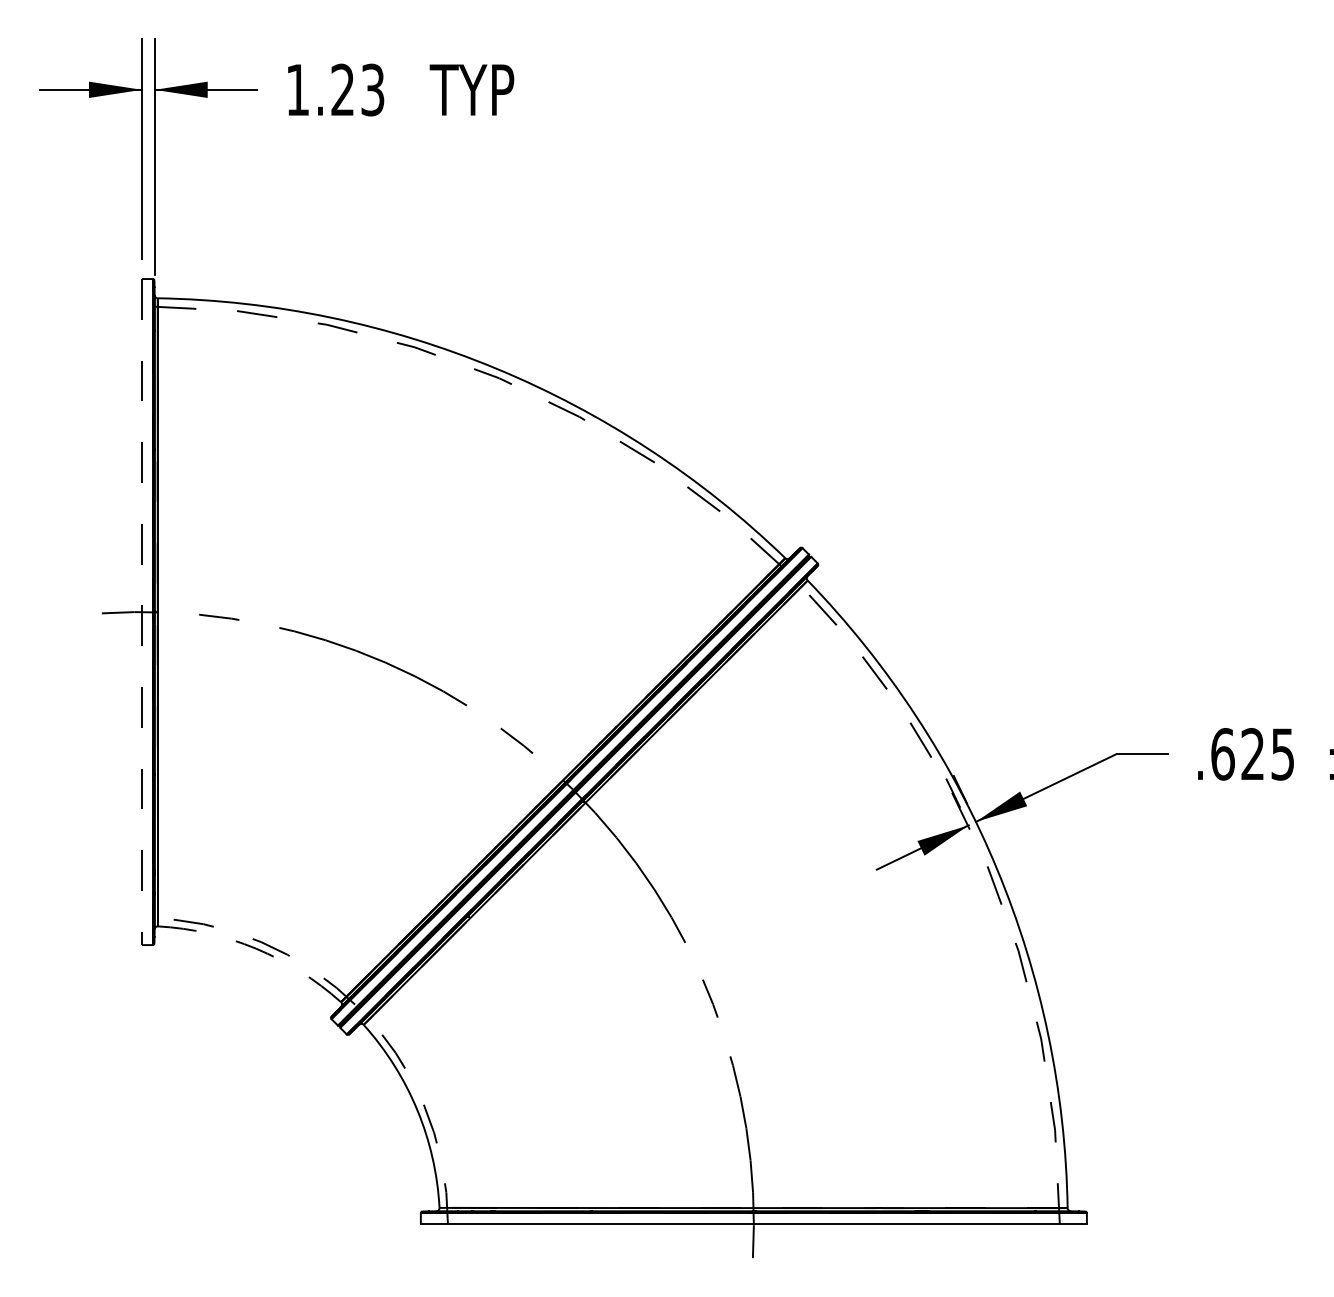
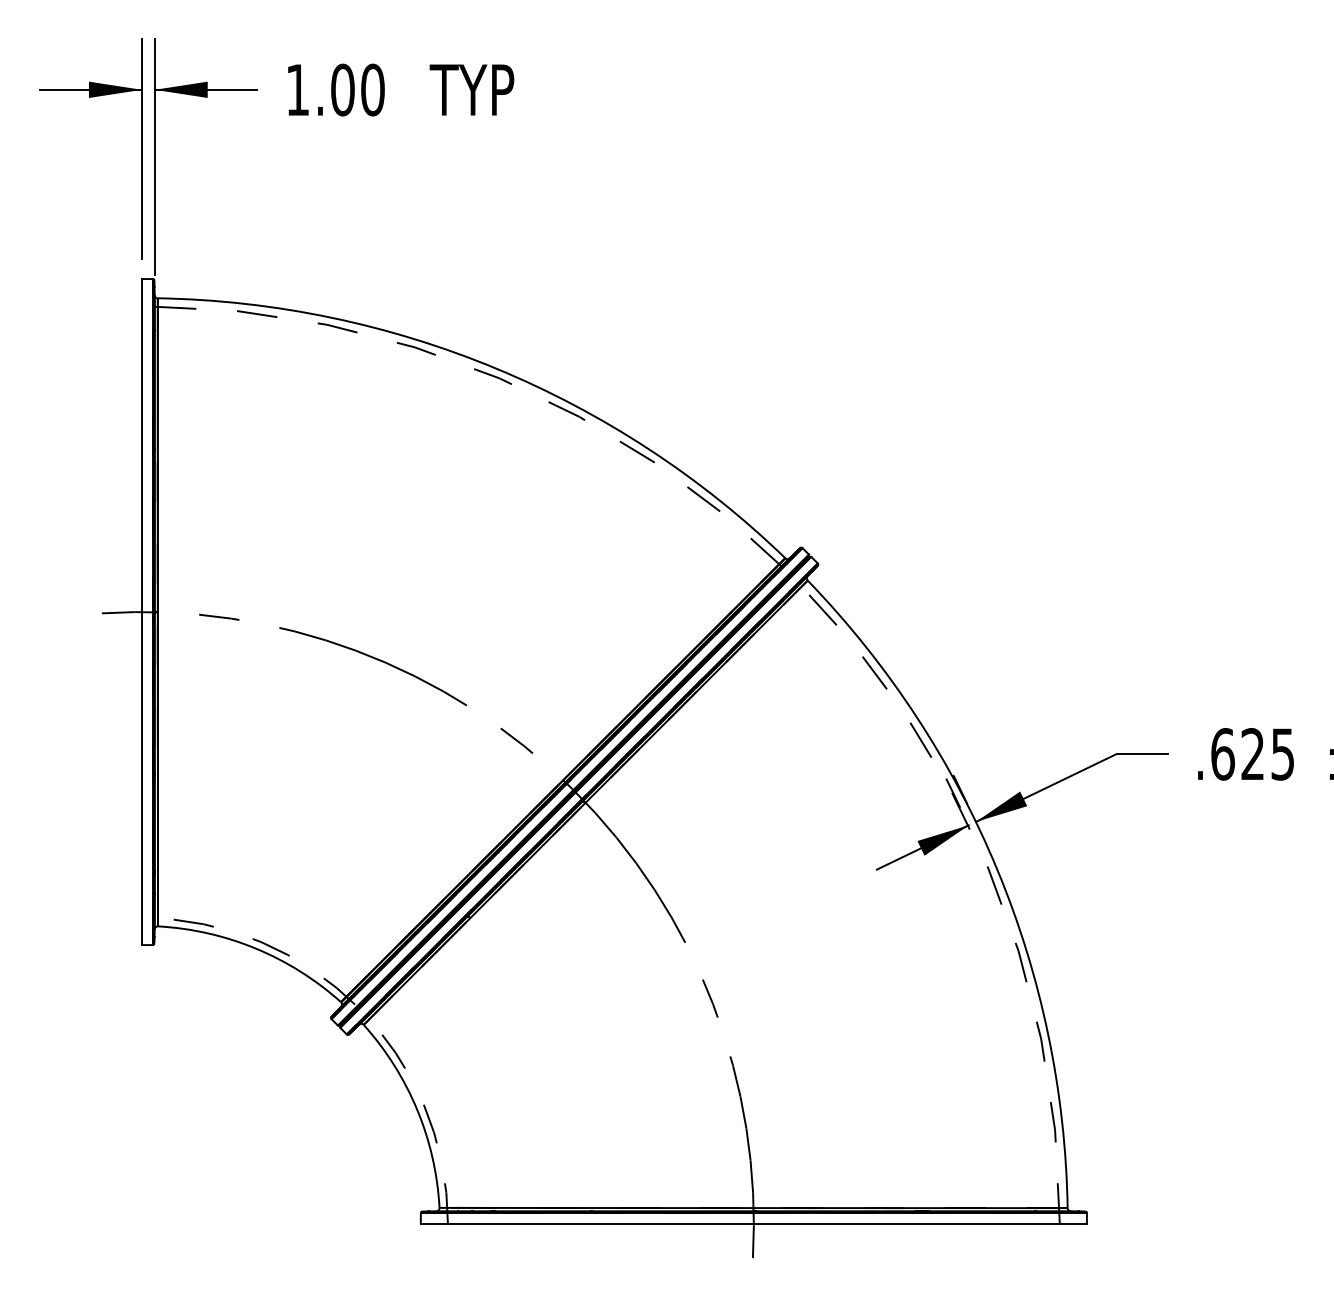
text: 1.23 -> 1.00 (357, 89)
line: dashed -> solid (142, 612)
arc: dashed -> solid (256, 948)
